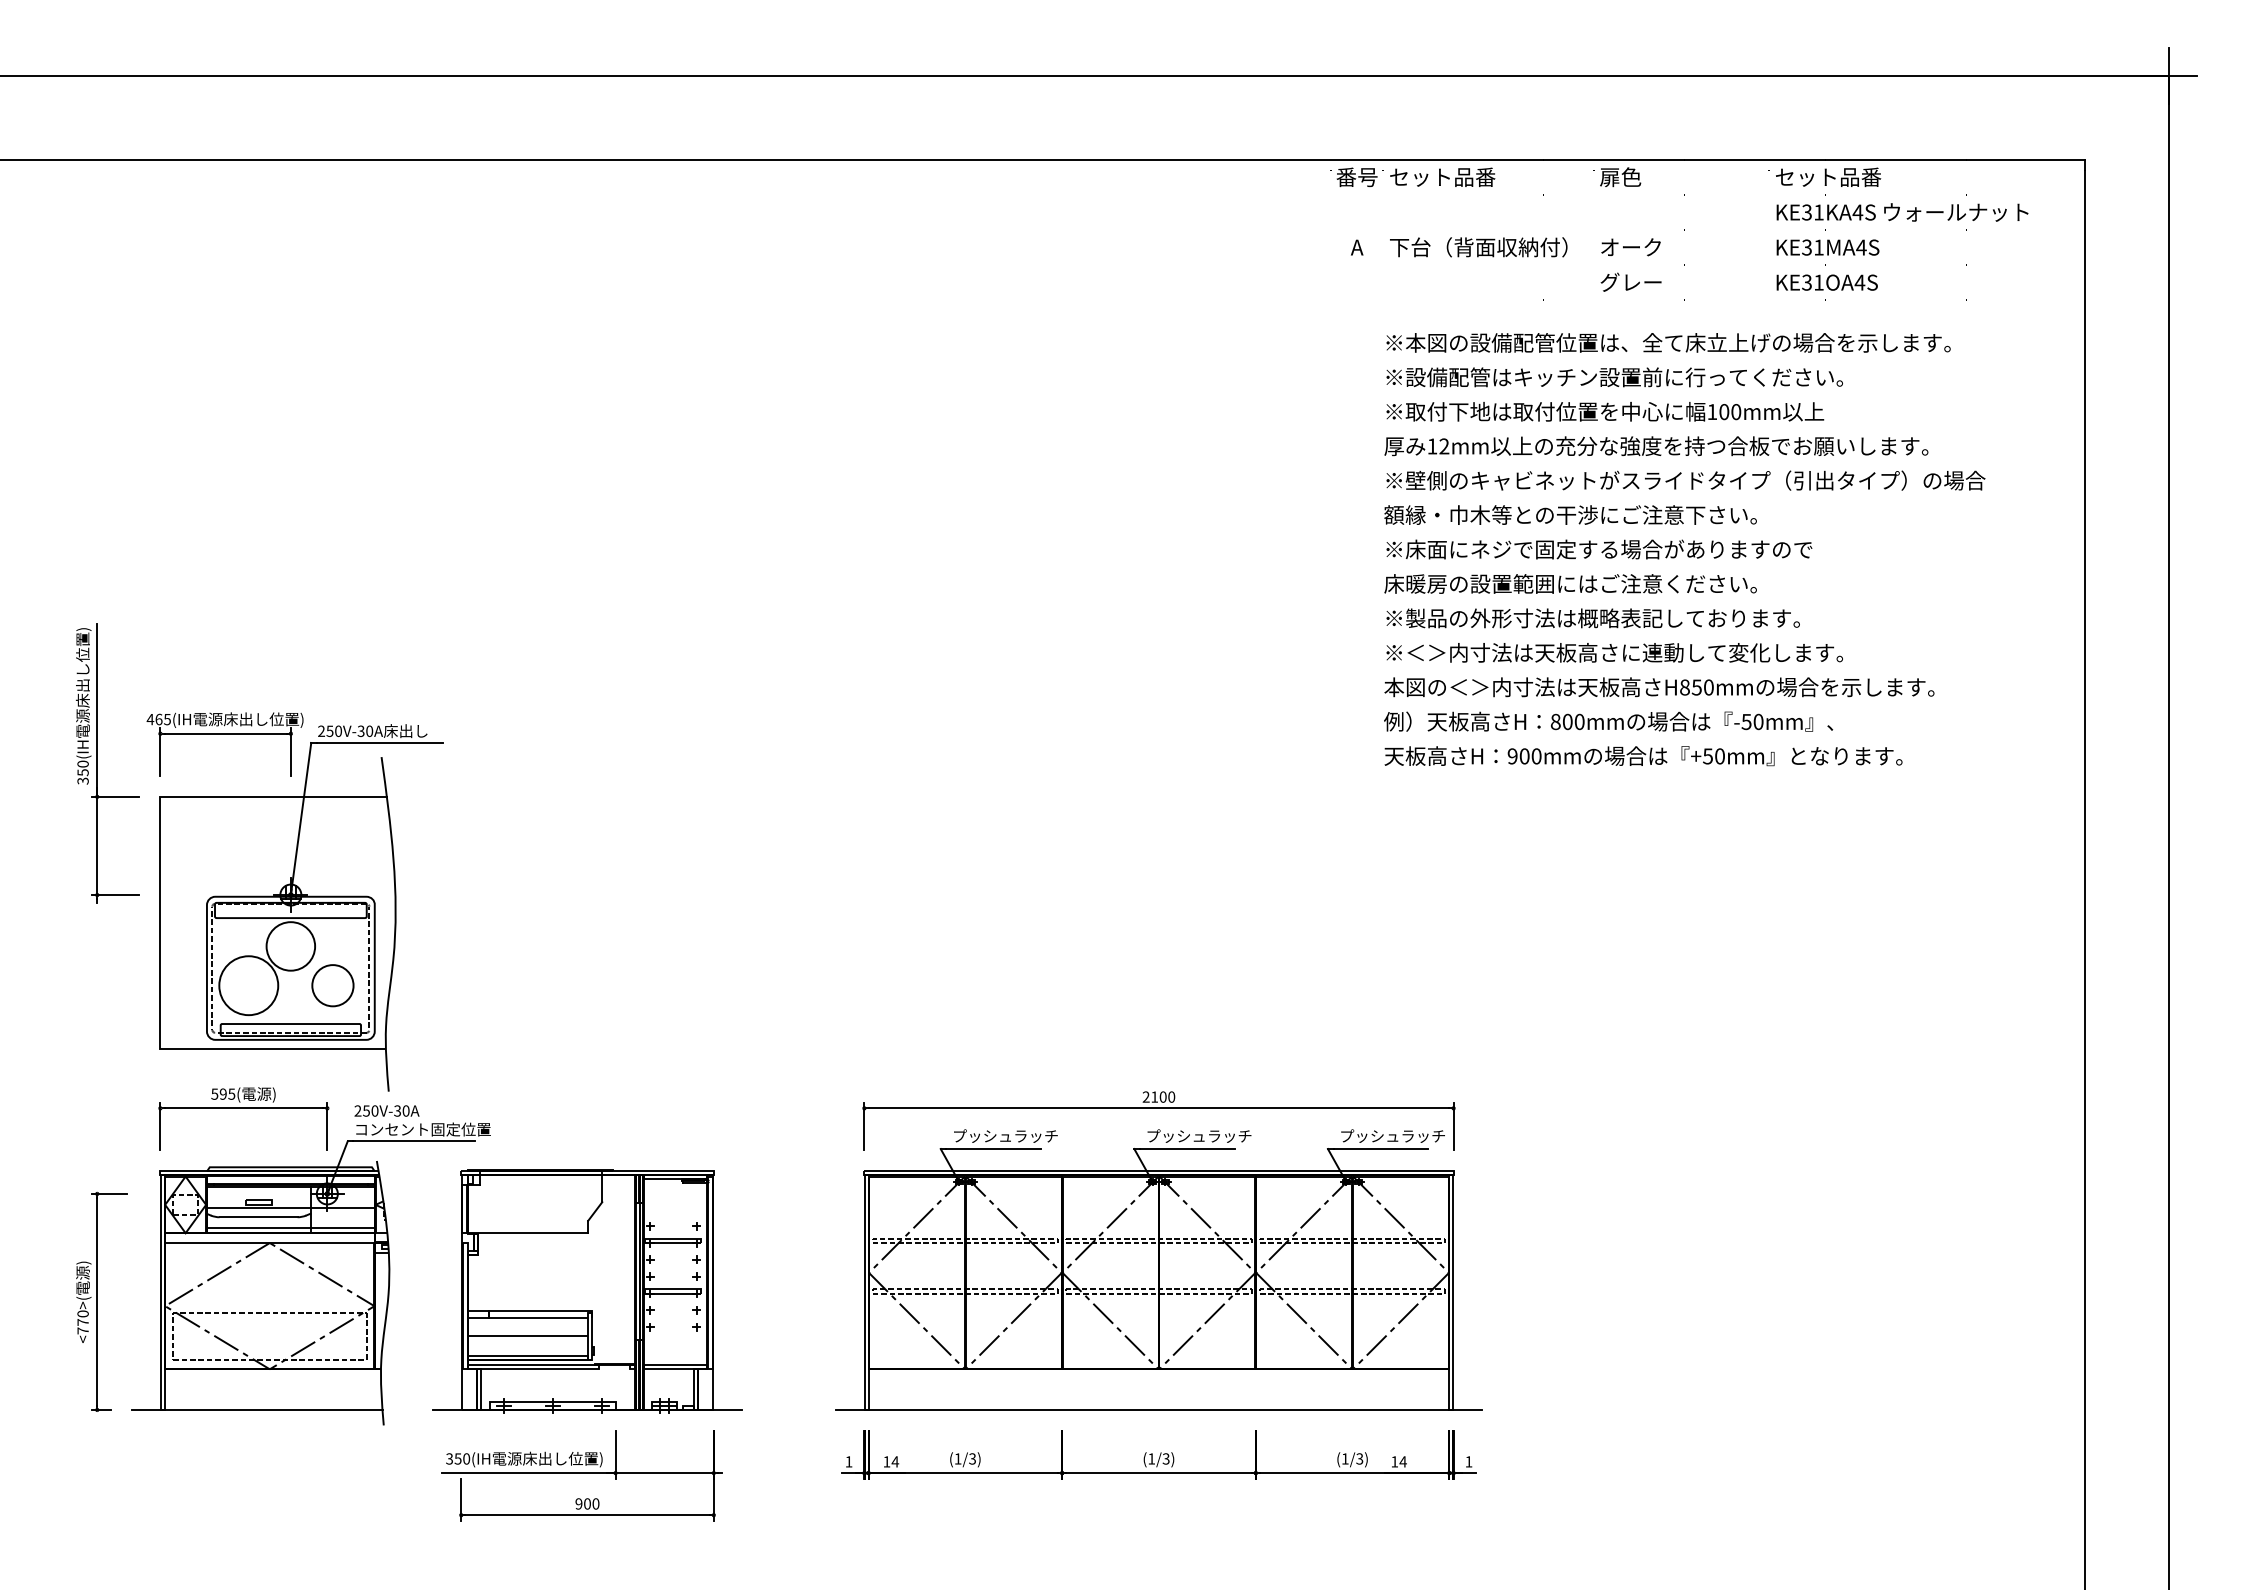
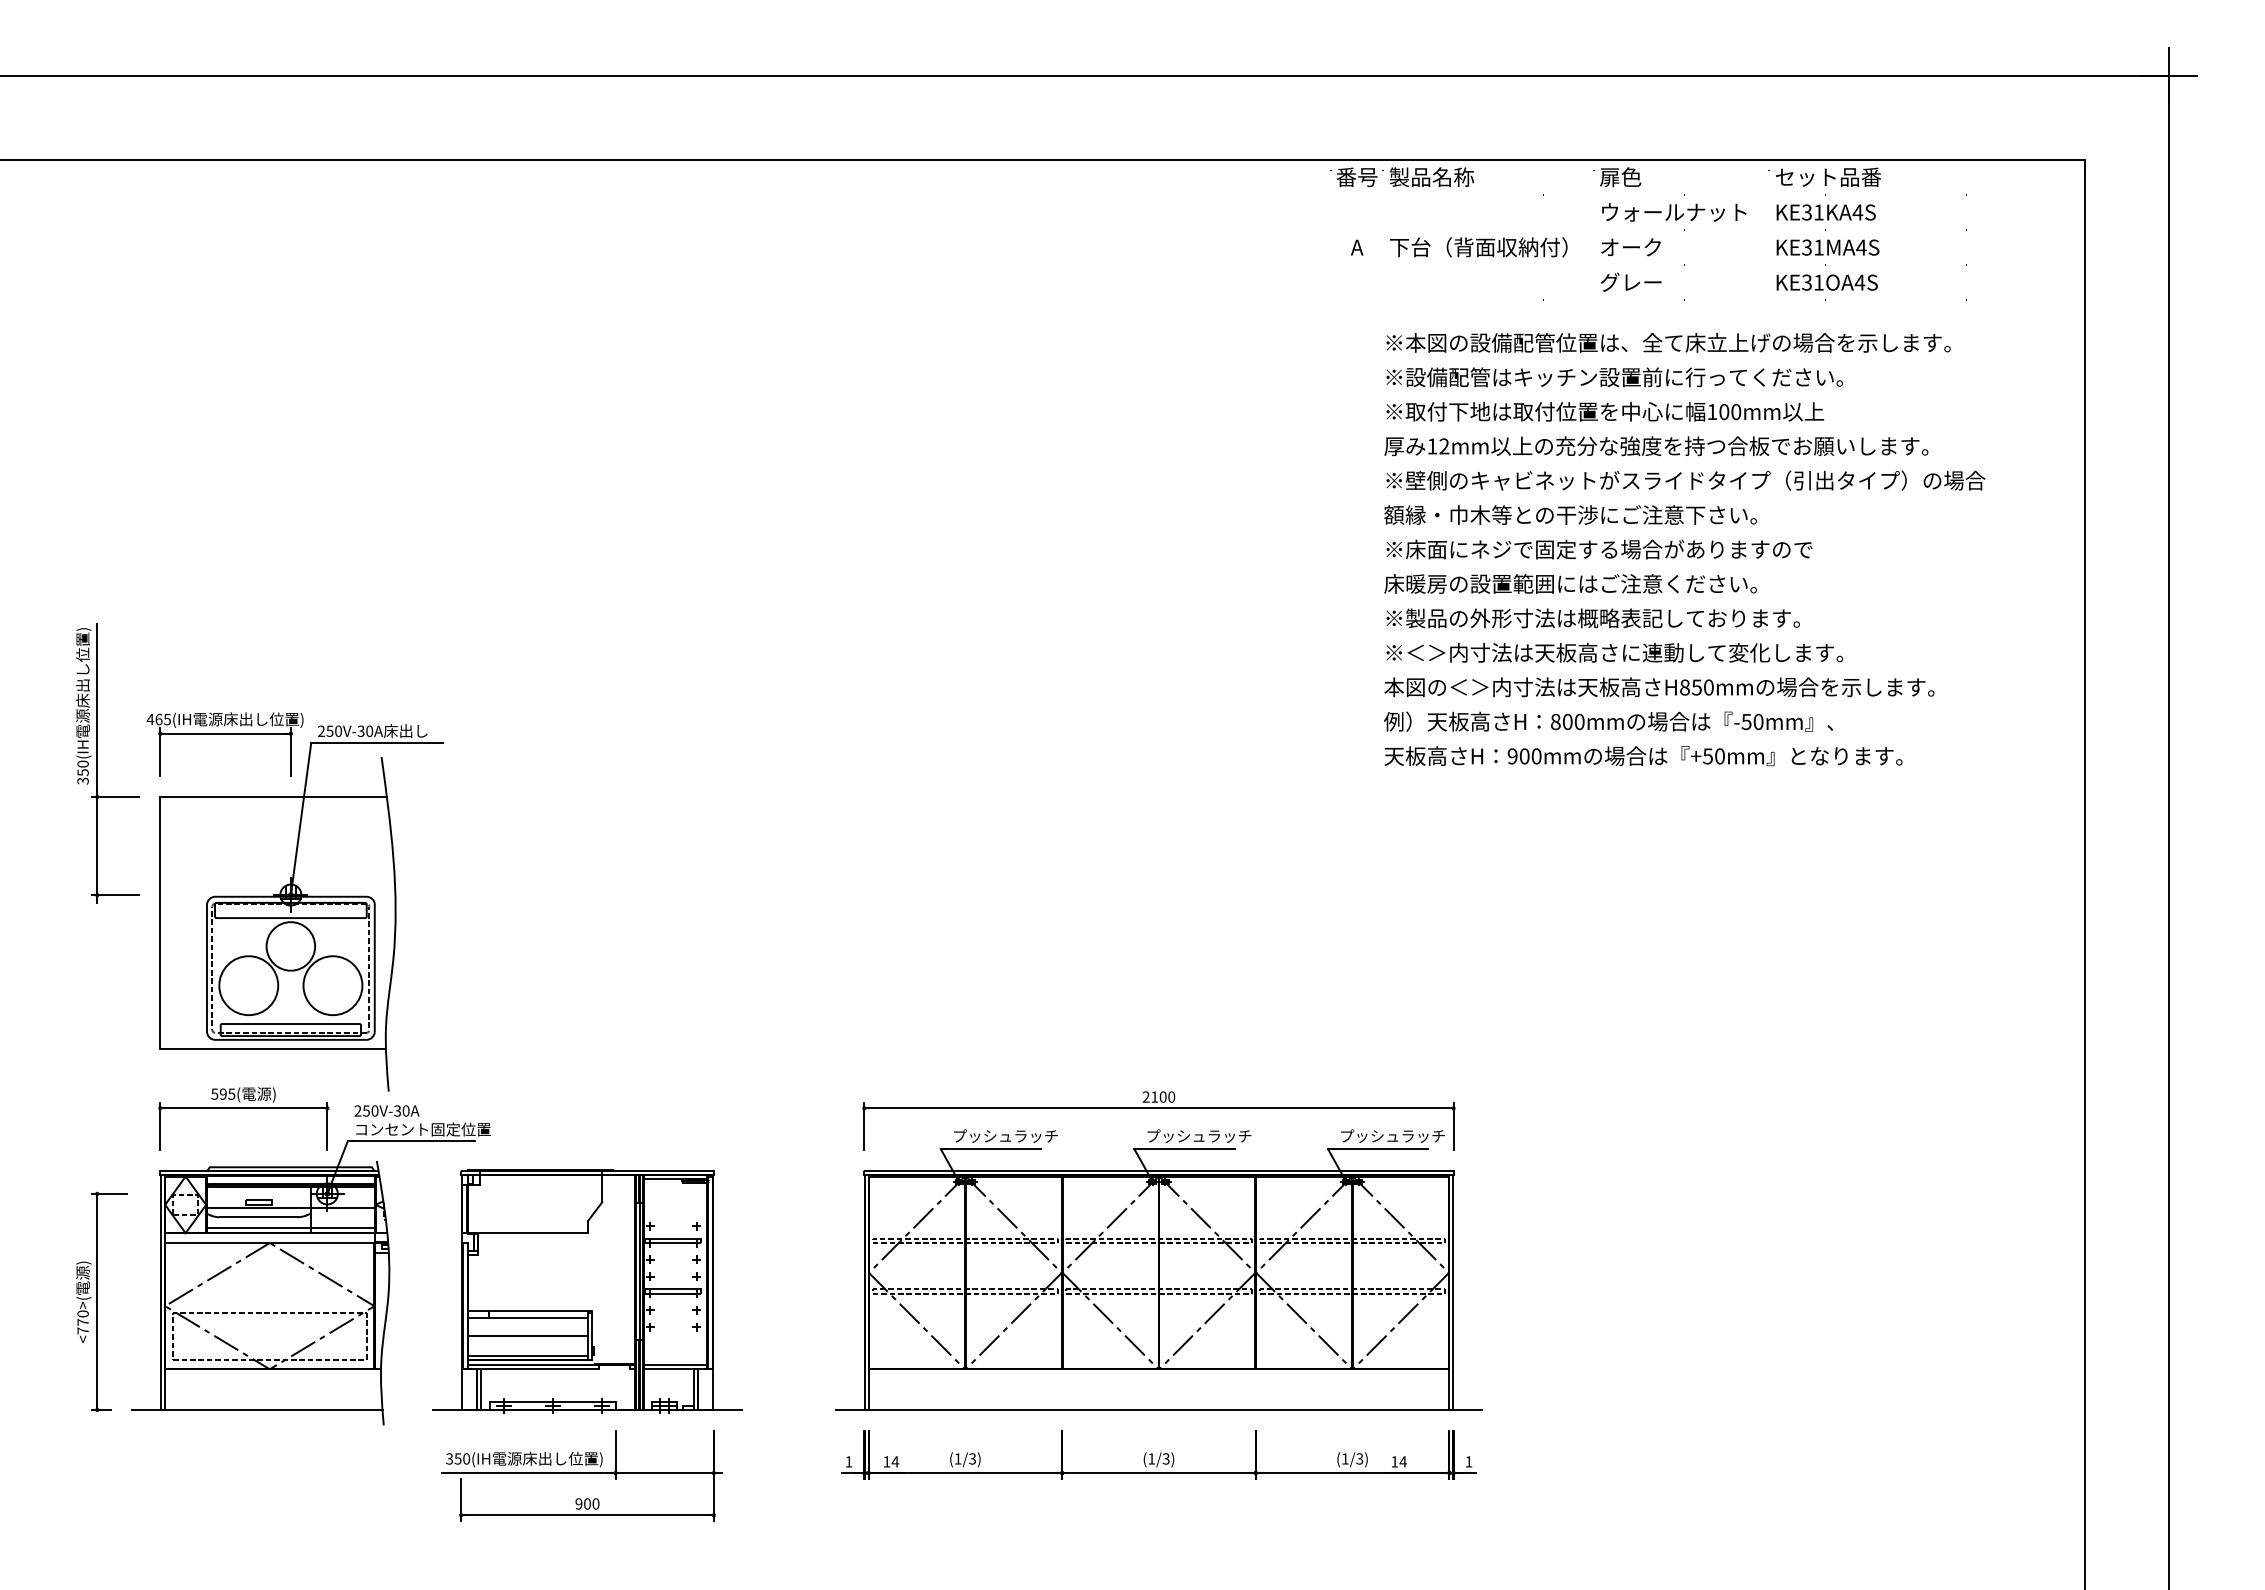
text: セット品番 -> 製品名称 (1442, 177)
text position: (1956, 212) -> (1674, 212) (1674, 212)
circle diameter: 41 px -> 59 px (332, 985)
